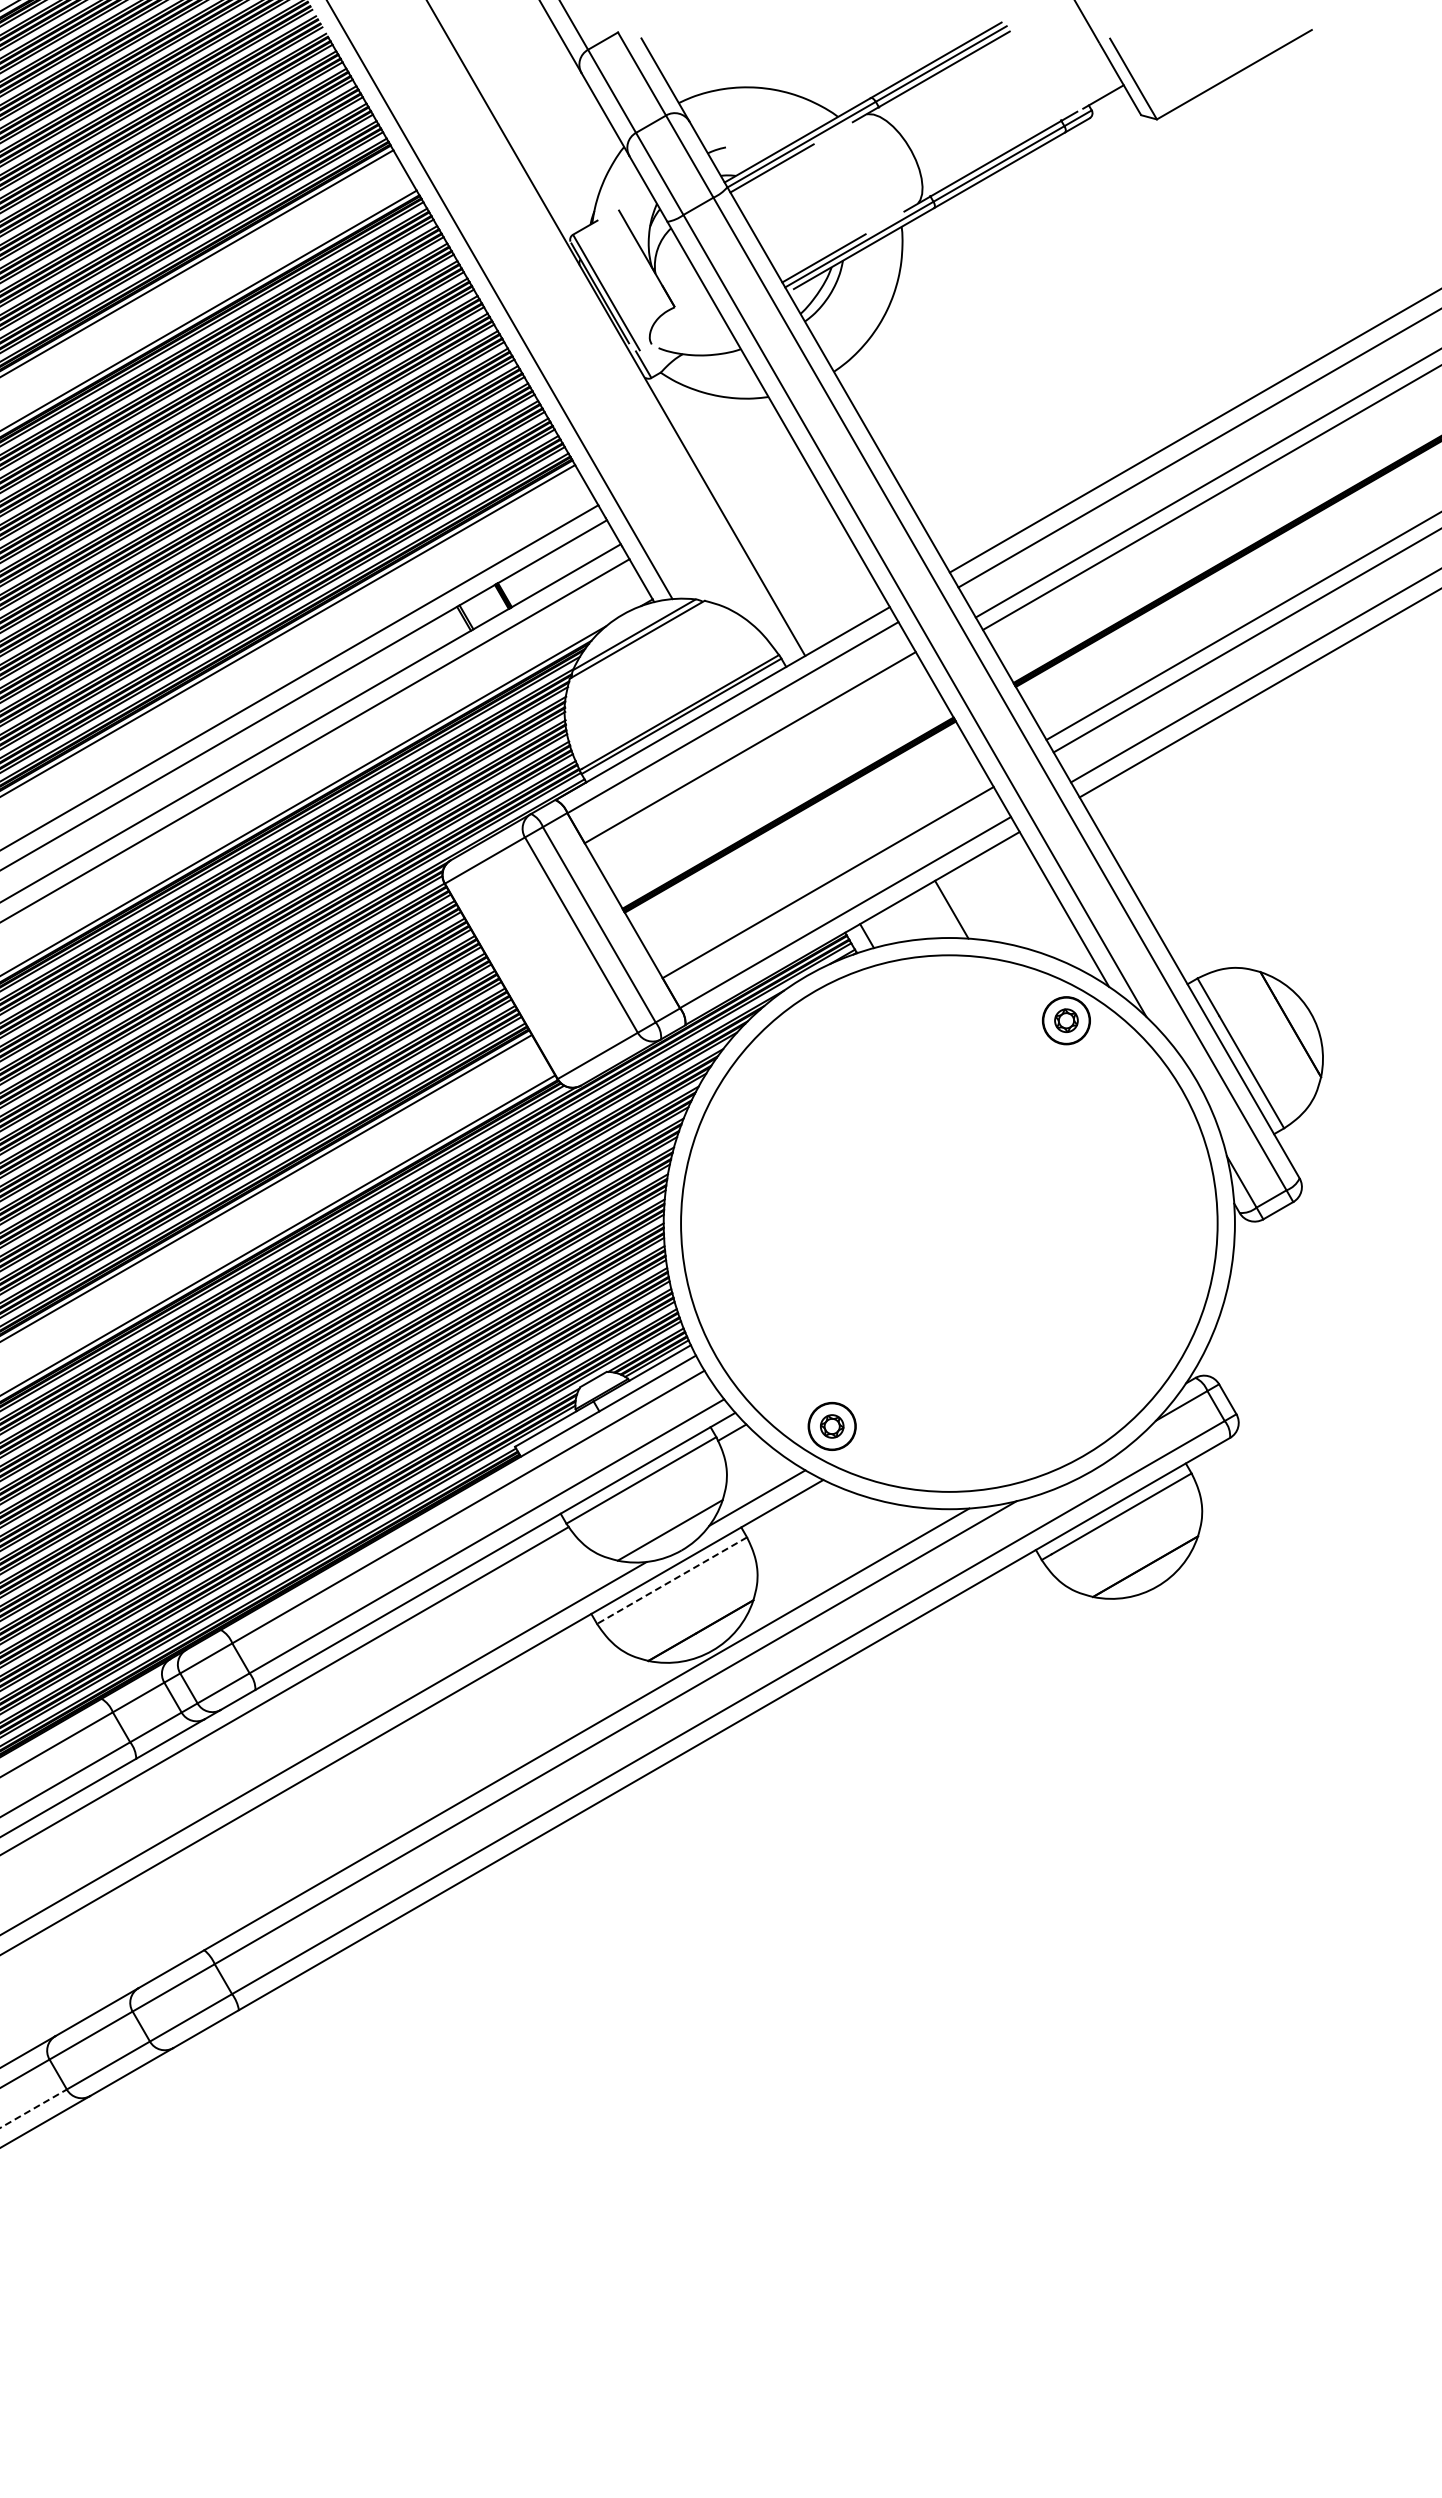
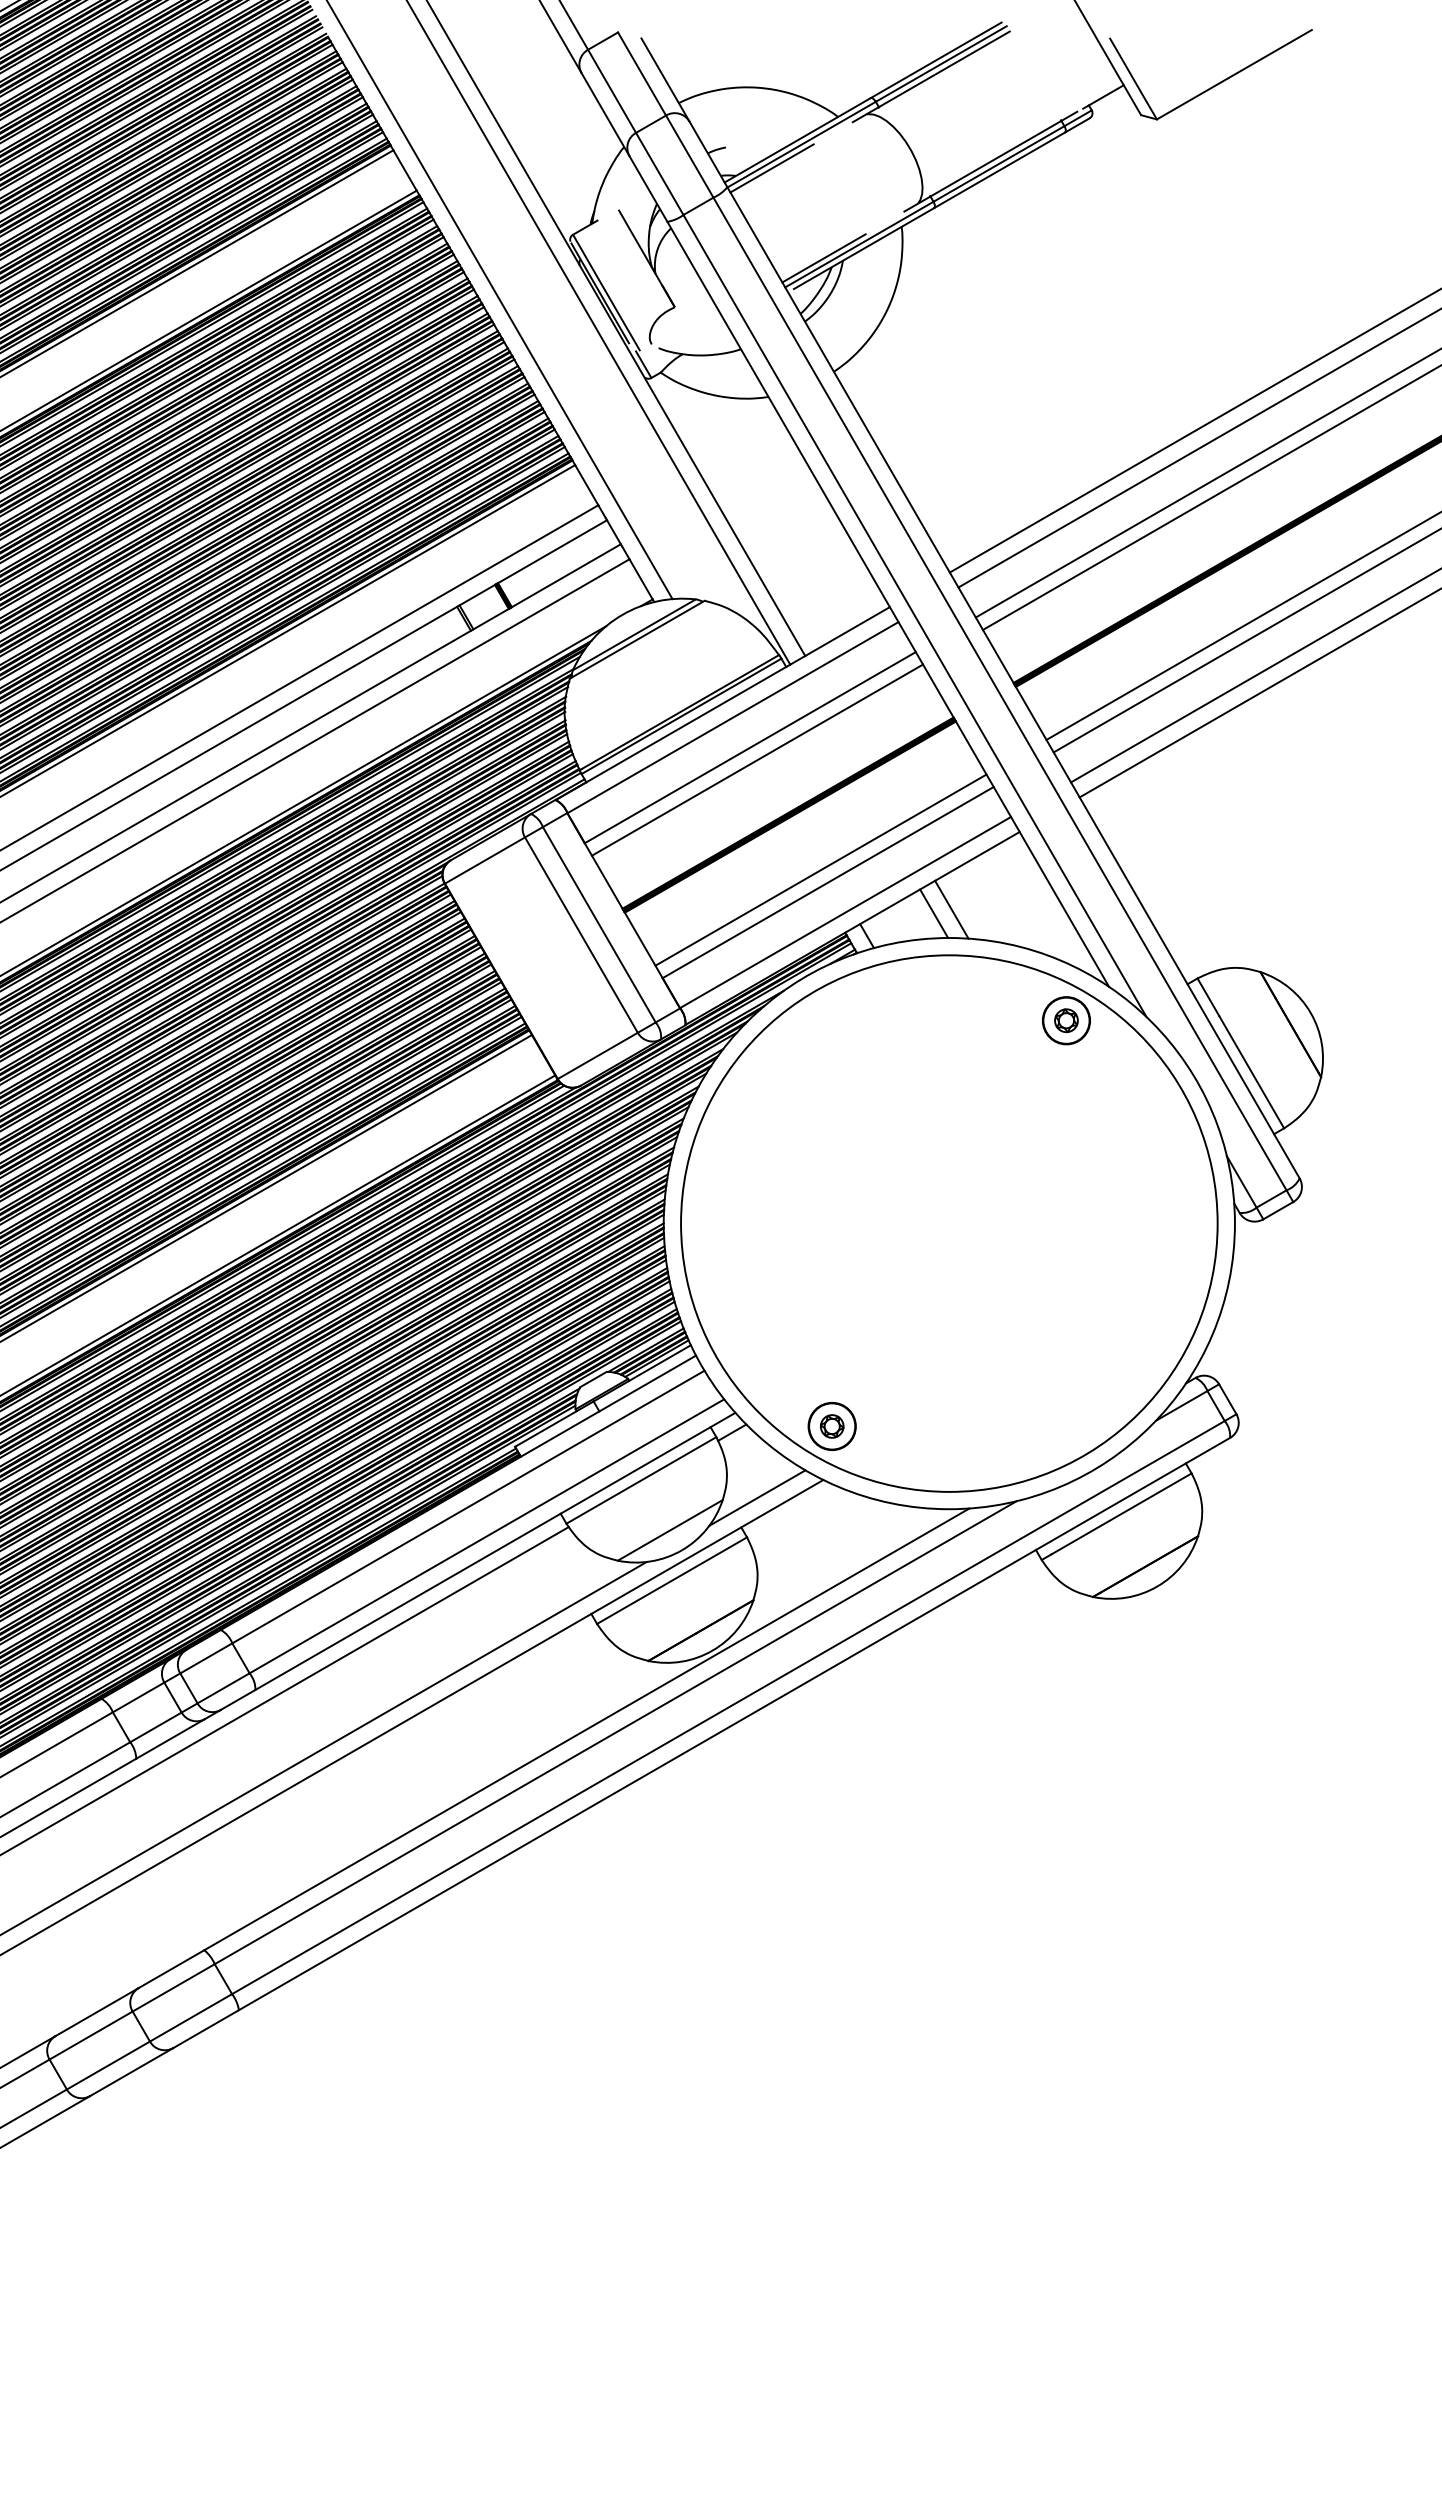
line: none -> present (598, 333)
line: none -> present (757, 759)
line: none -> present (820, 869)
line: none -> present (934, 913)
line: dashed -> solid (672, 1580)
line: dashed -> solid (34, 2108)
